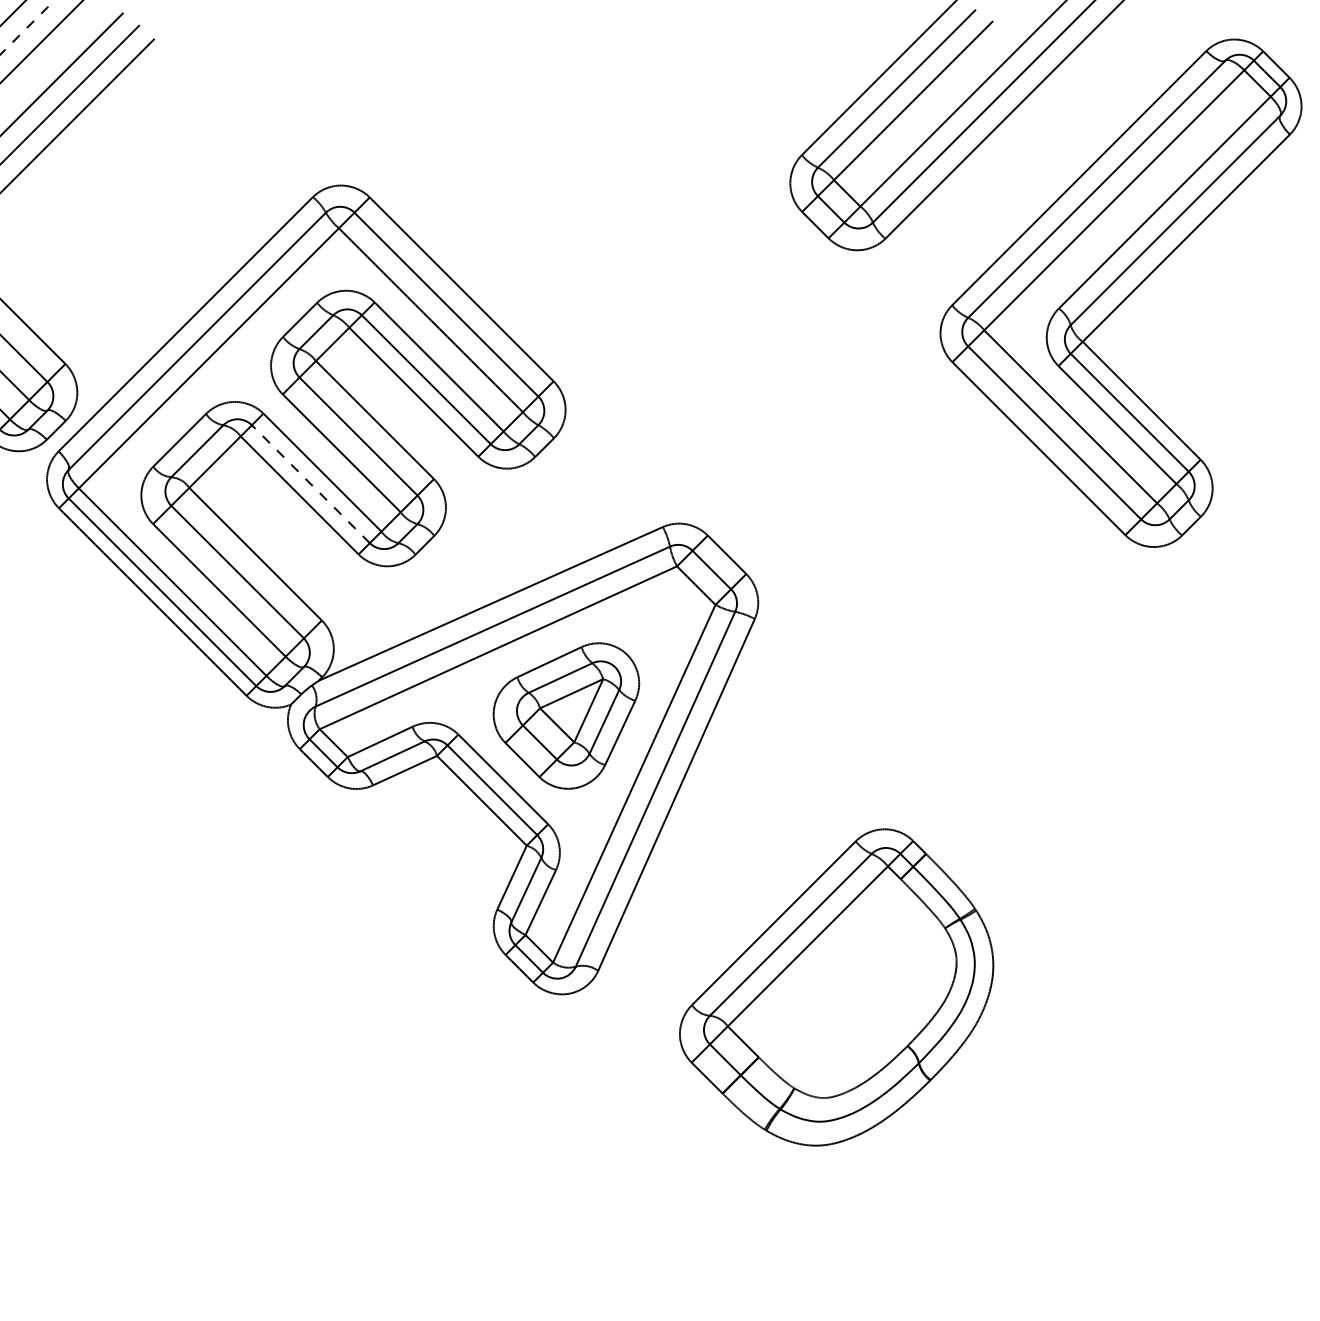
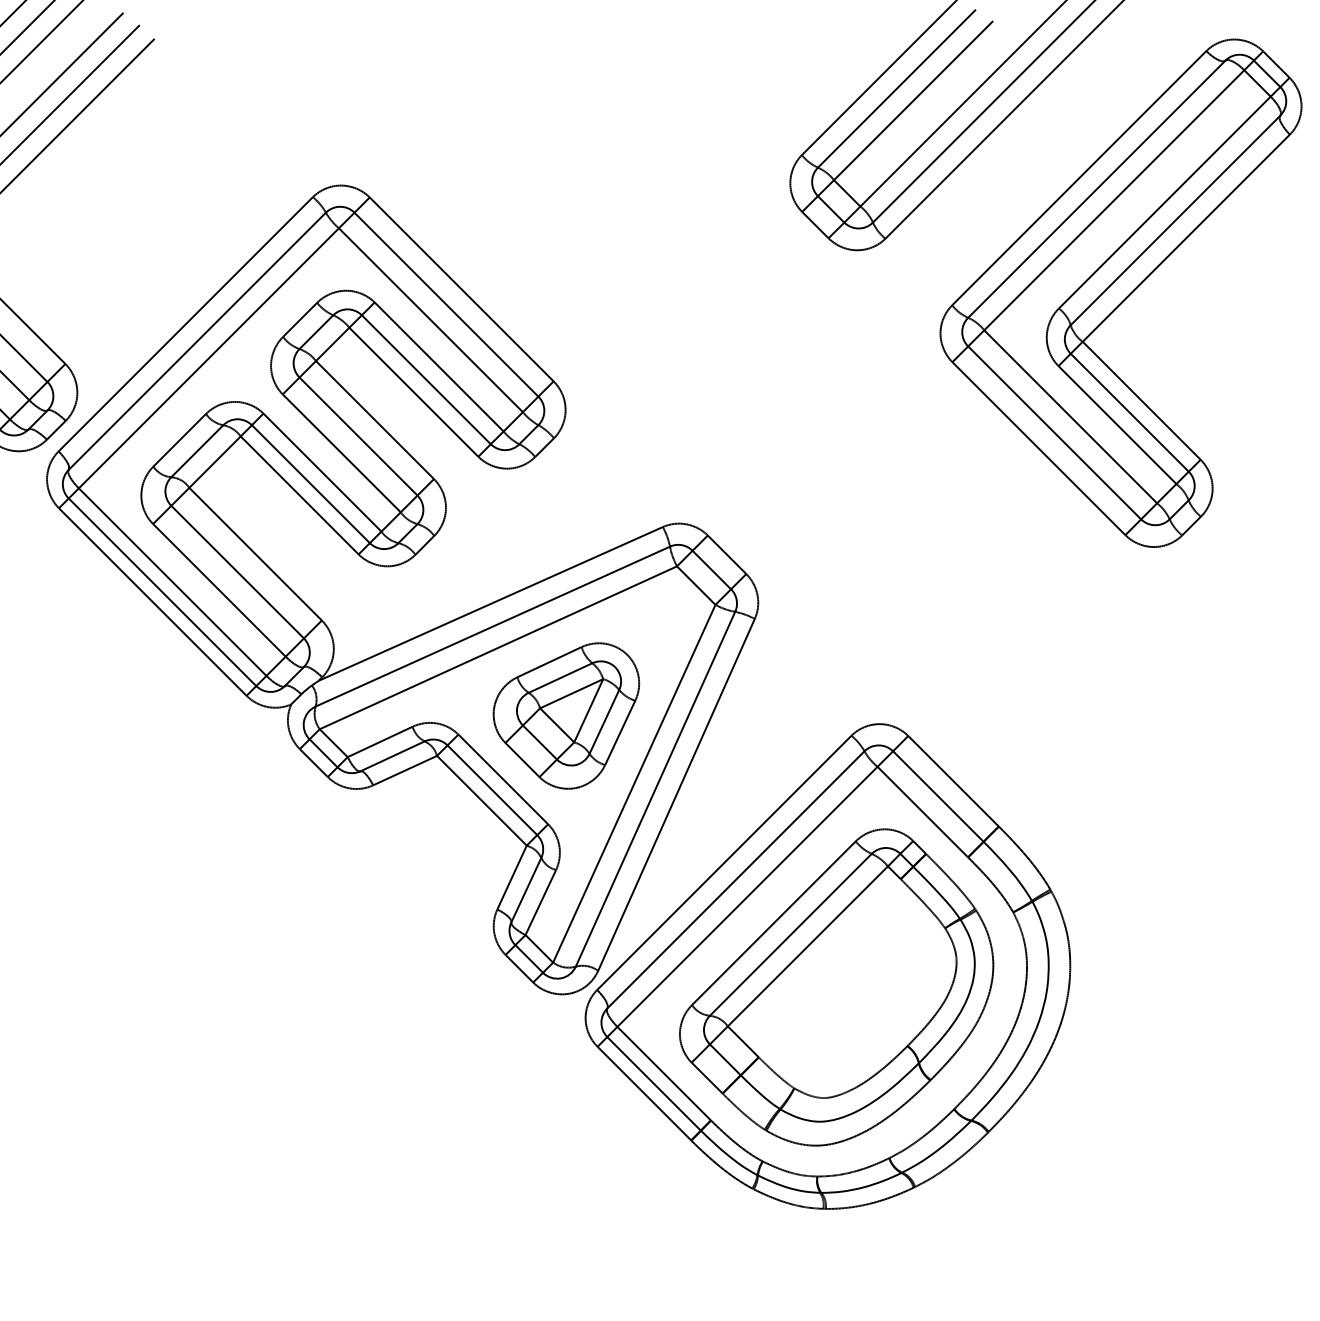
line: dashed -> solid (27, 27)
line: dashed -> solid (310, 483)
part: none -> present (827, 966)
